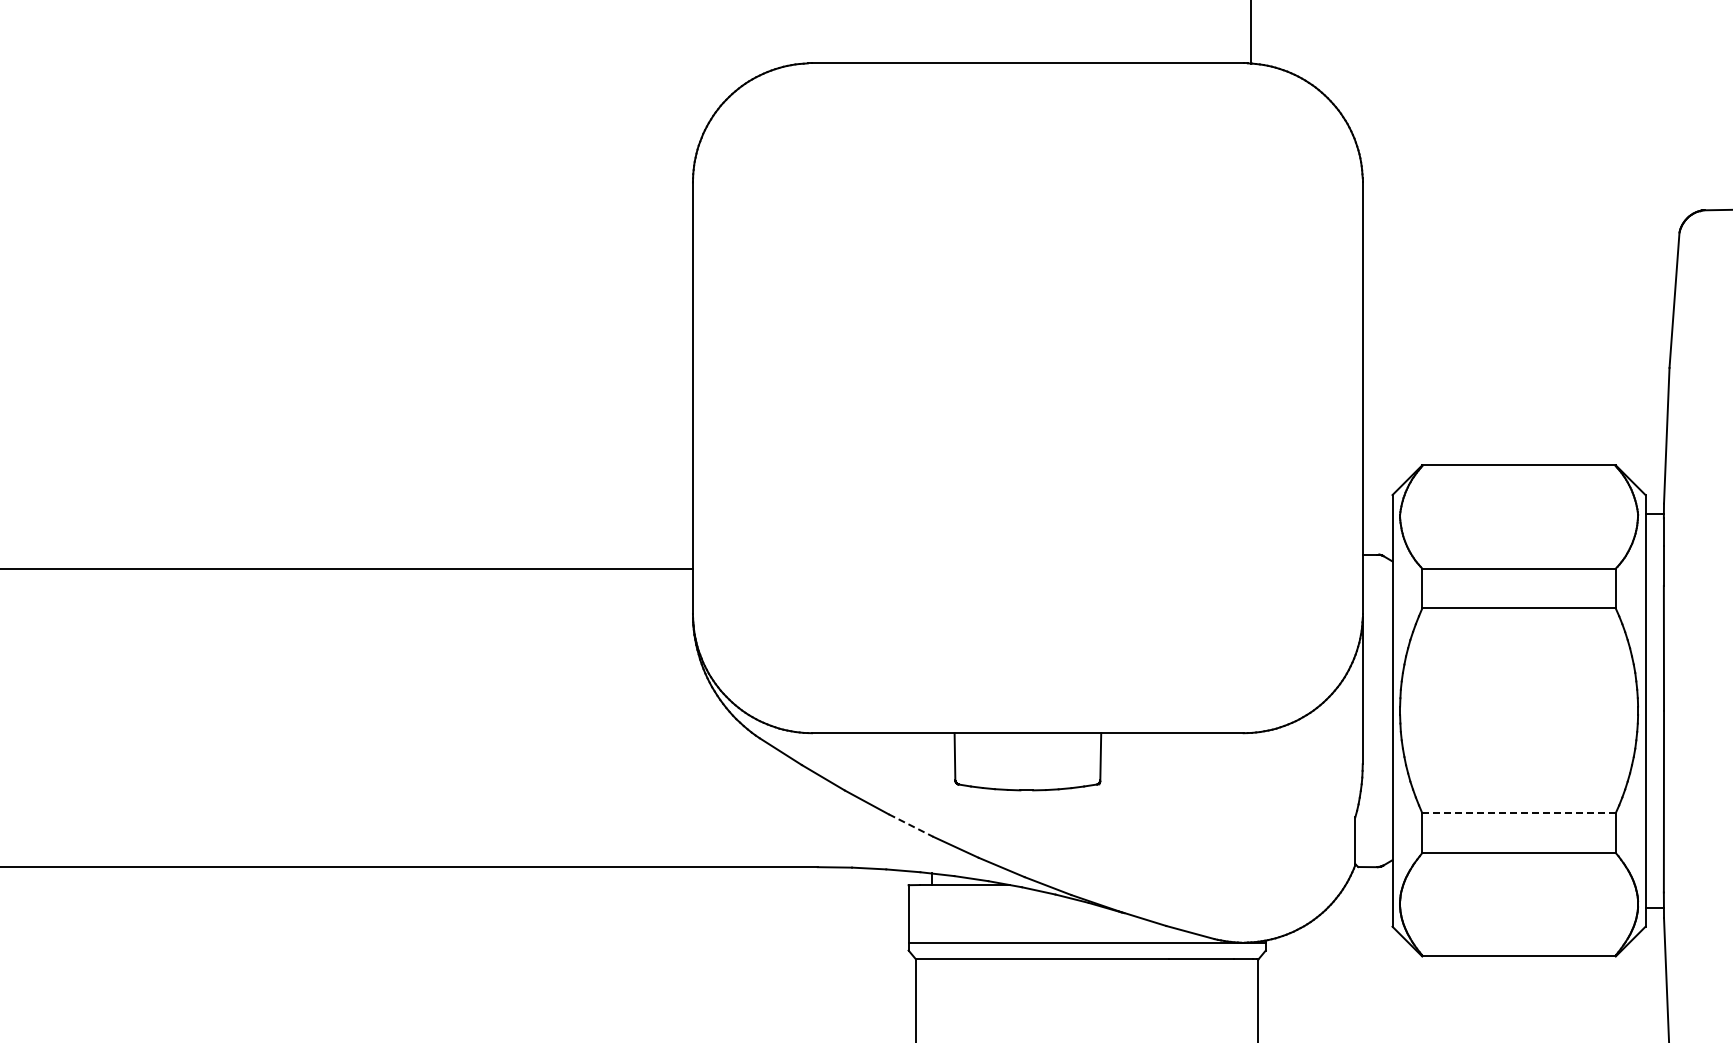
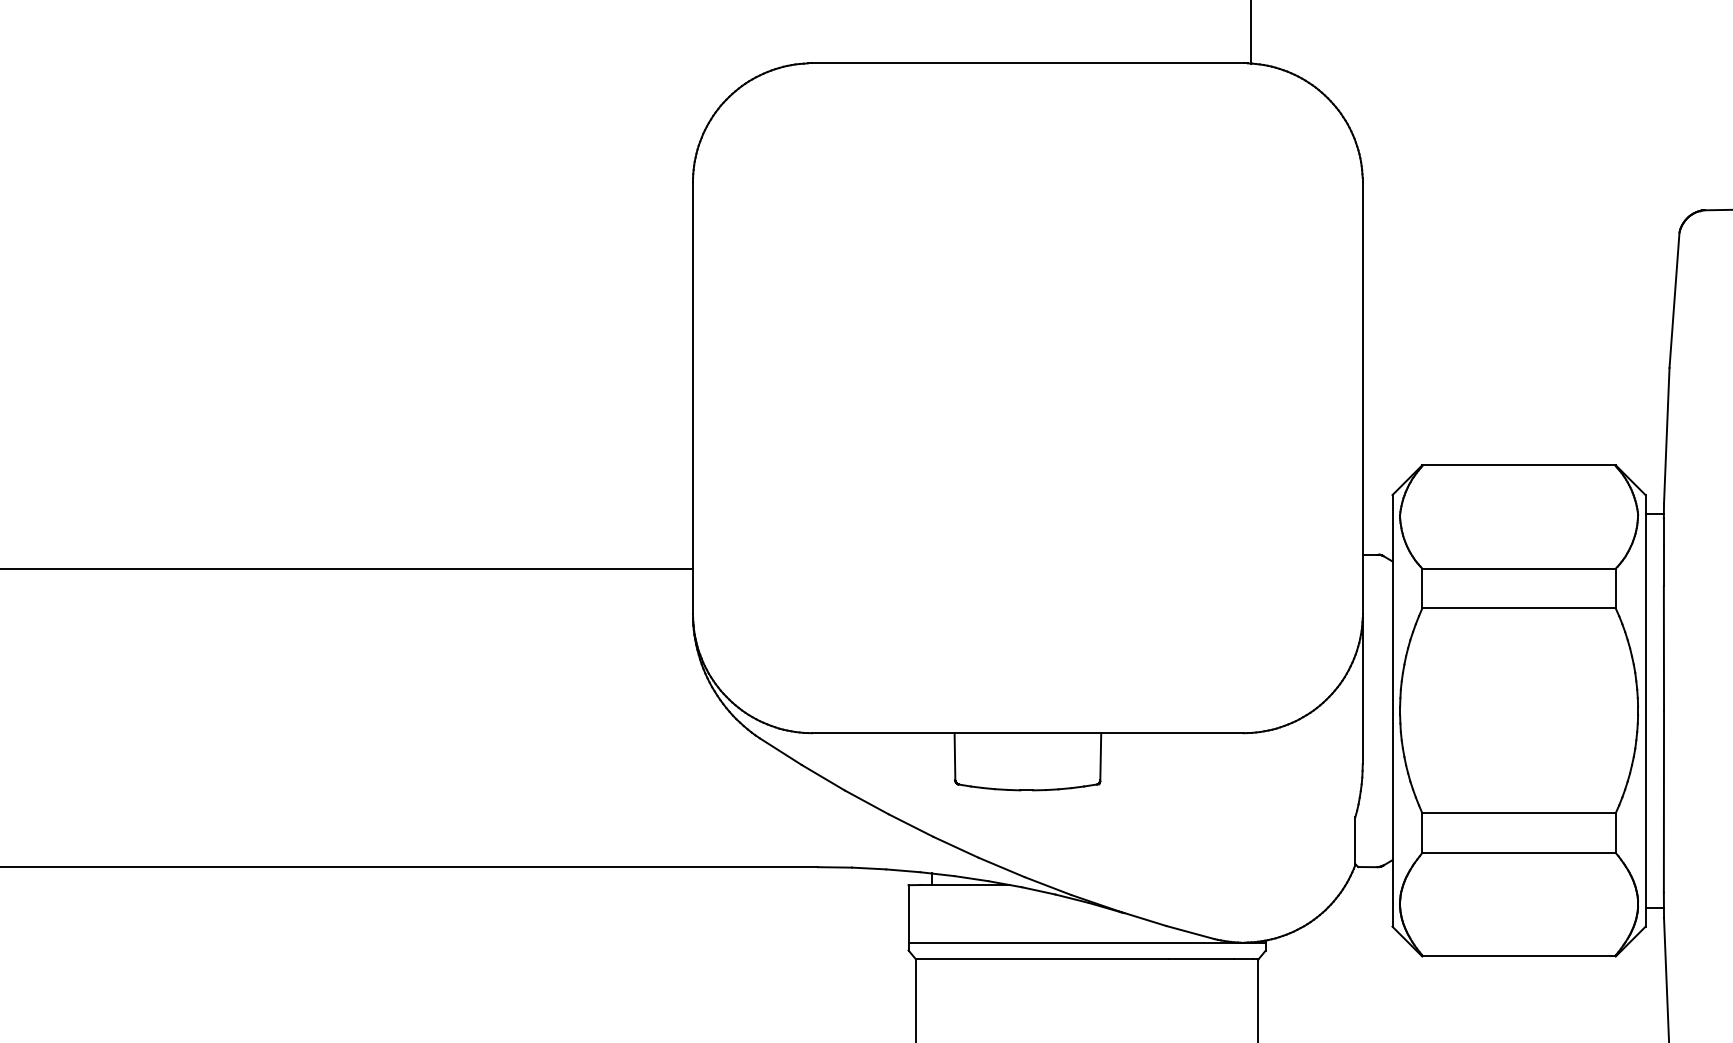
line: dashed -> solid (1519, 813)
line: dashed -> solid (911, 825)
